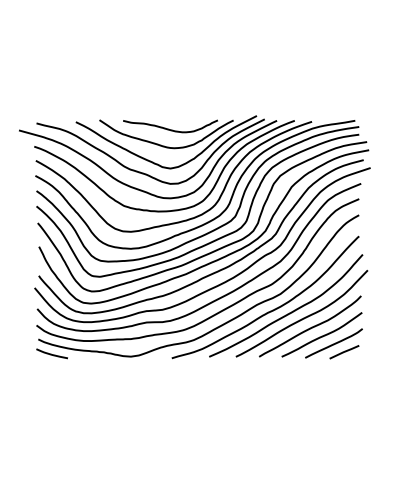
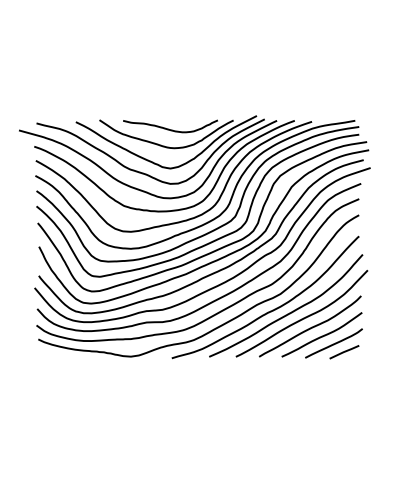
line: present -> none (51, 353)
